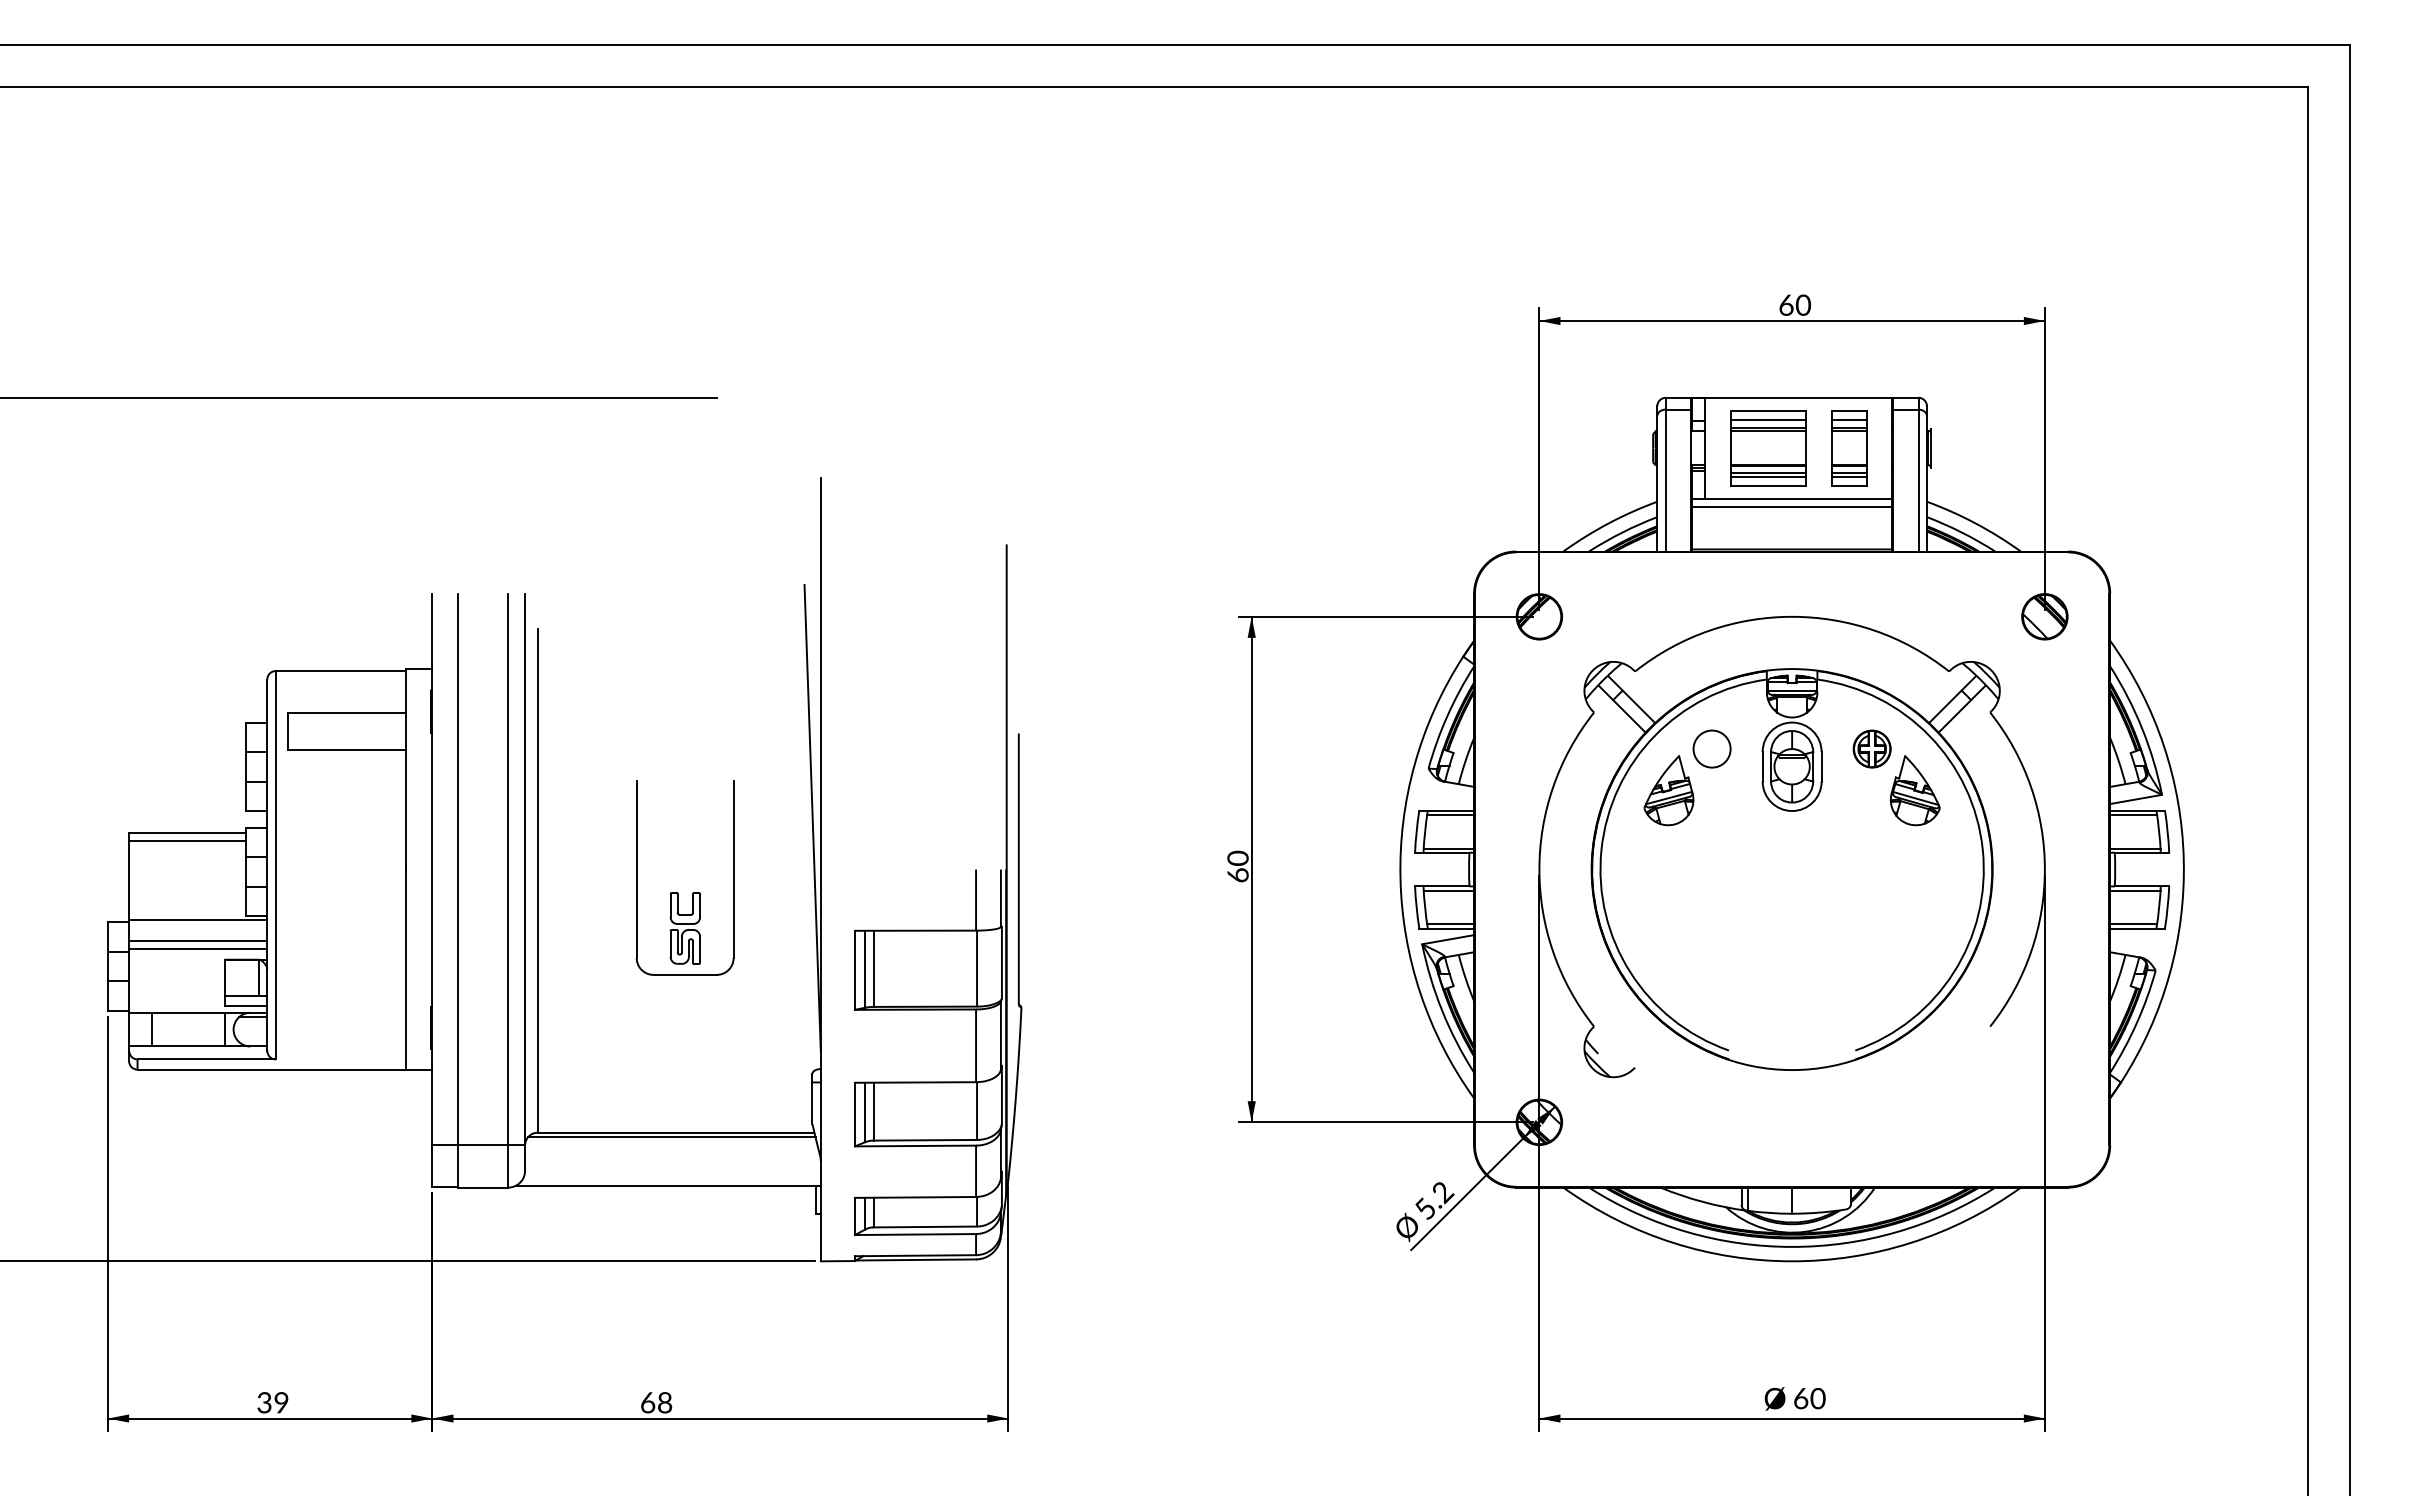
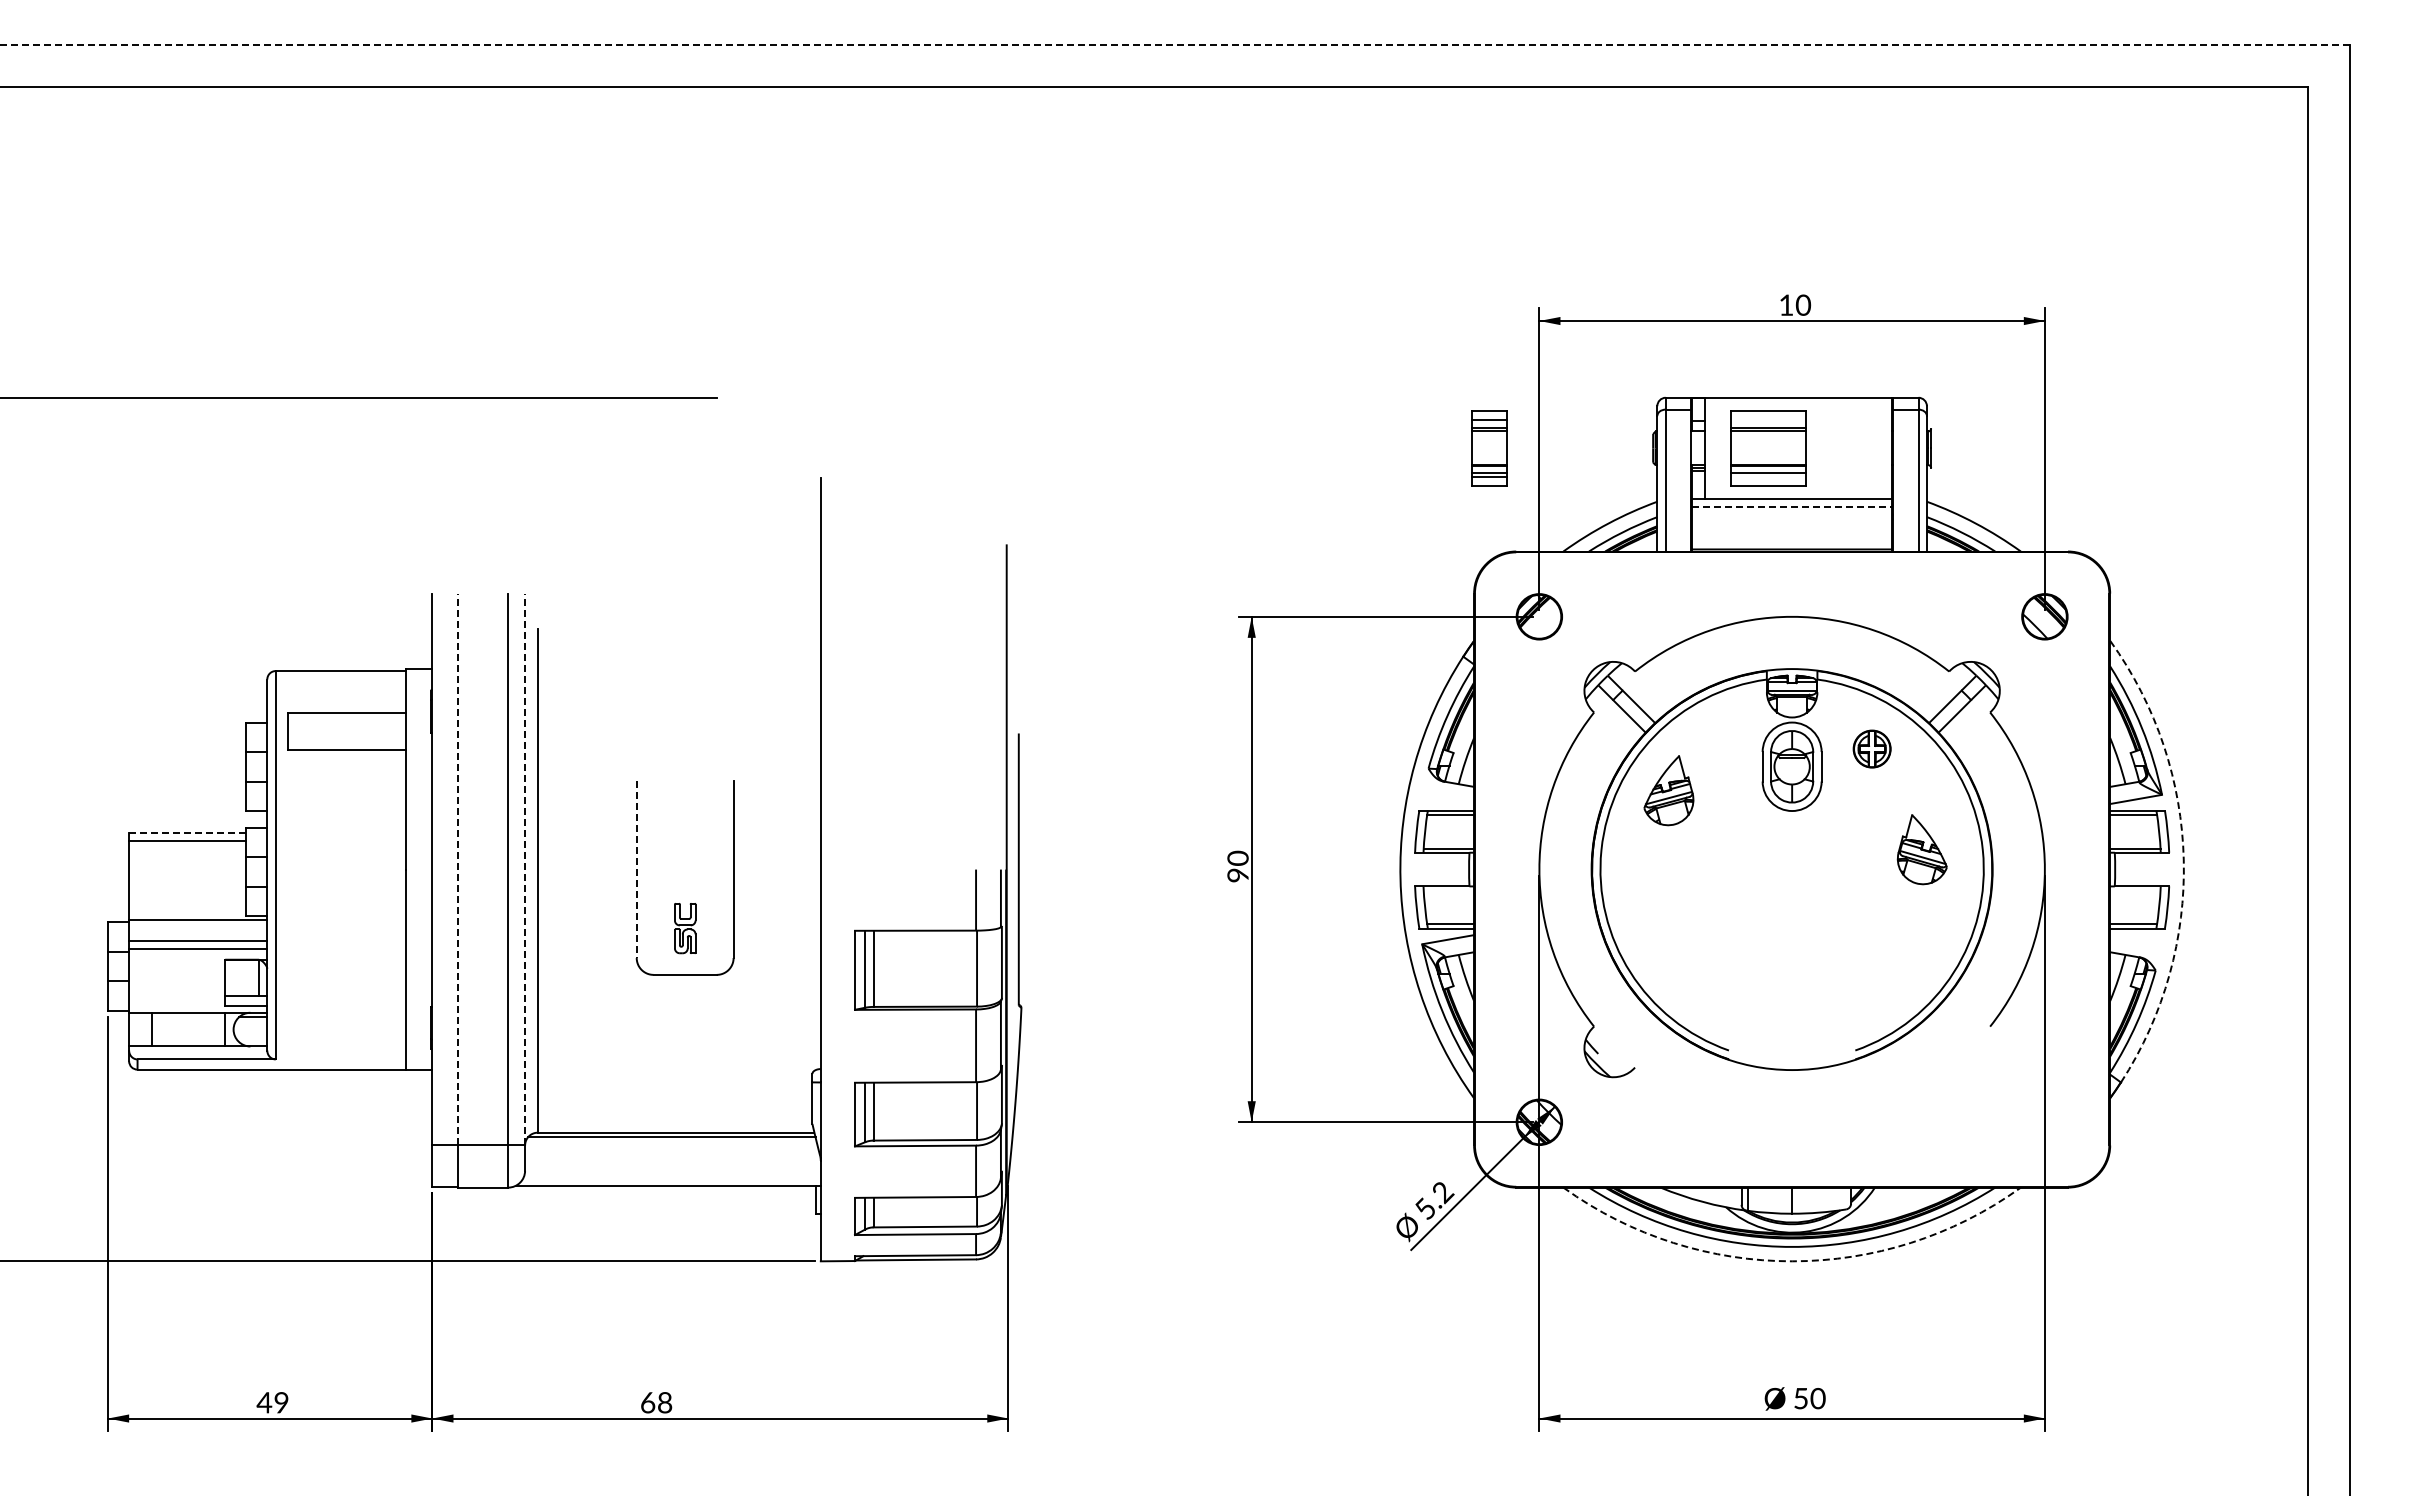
line: solid -> dashed (1175, 44)
text: 60 -> 10 (1786, 304)
line: present -> none (1768, 419)
part position: (1849, 448) -> (1489, 448) (1489, 448)
line: present -> none (1768, 476)
line: solid -> dashed (1792, 507)
circle: present -> none (1711, 748)
part position: (1914, 790) -> (1921, 849) (1921, 849)
line: present -> none (812, 817)
line: solid -> dashed (187, 832)
arc: solid -> dashed (2183, 859)
line: solid -> dashed (457, 869)
line: solid -> dashed (525, 869)
line: solid -> dashed (636, 870)
text: 60 -> 90 (1237, 875)
line: present -> none (1448, 890)
line: present -> none (2135, 890)
part size: 32x73 px -> 23x52 px (685, 928)
arc: solid -> dashed (1792, 1261)
text: 60 -> 50 (1801, 1398)
text: 39 -> 49 (264, 1402)
